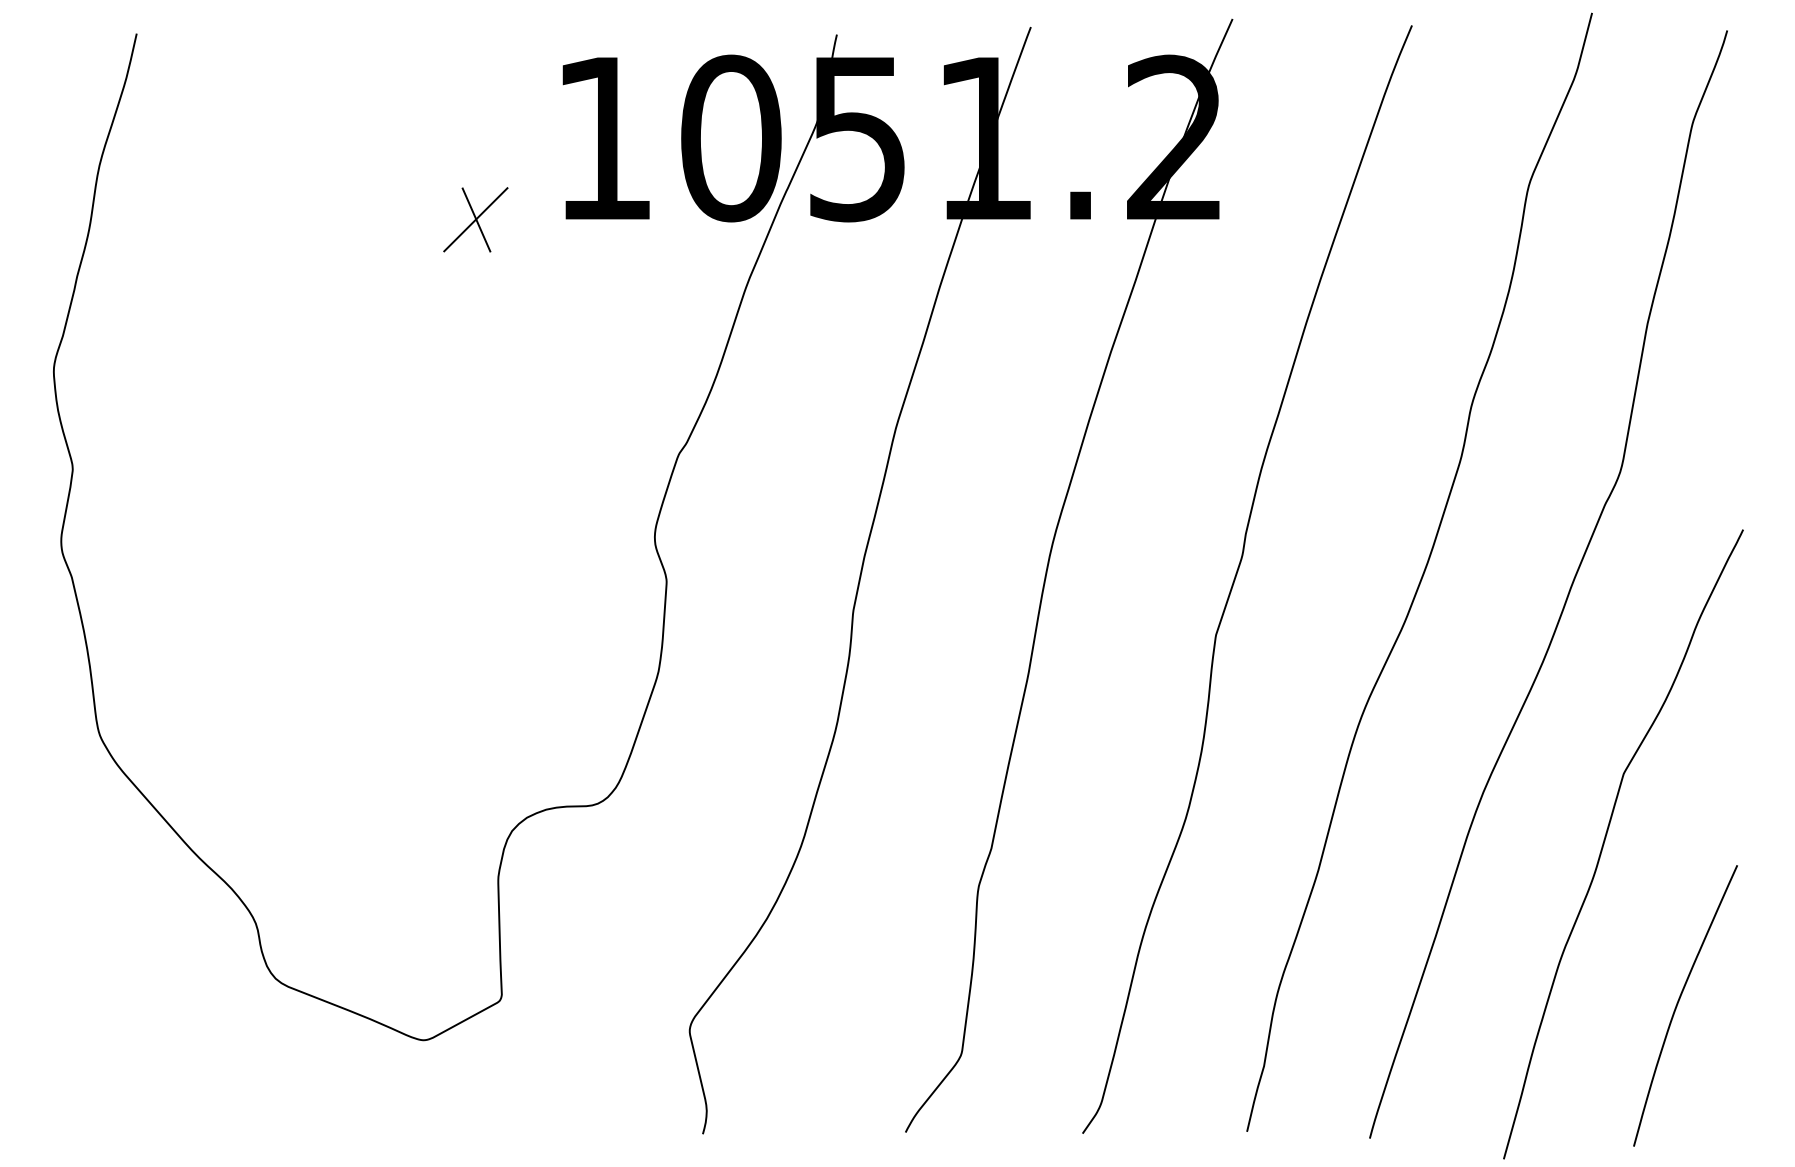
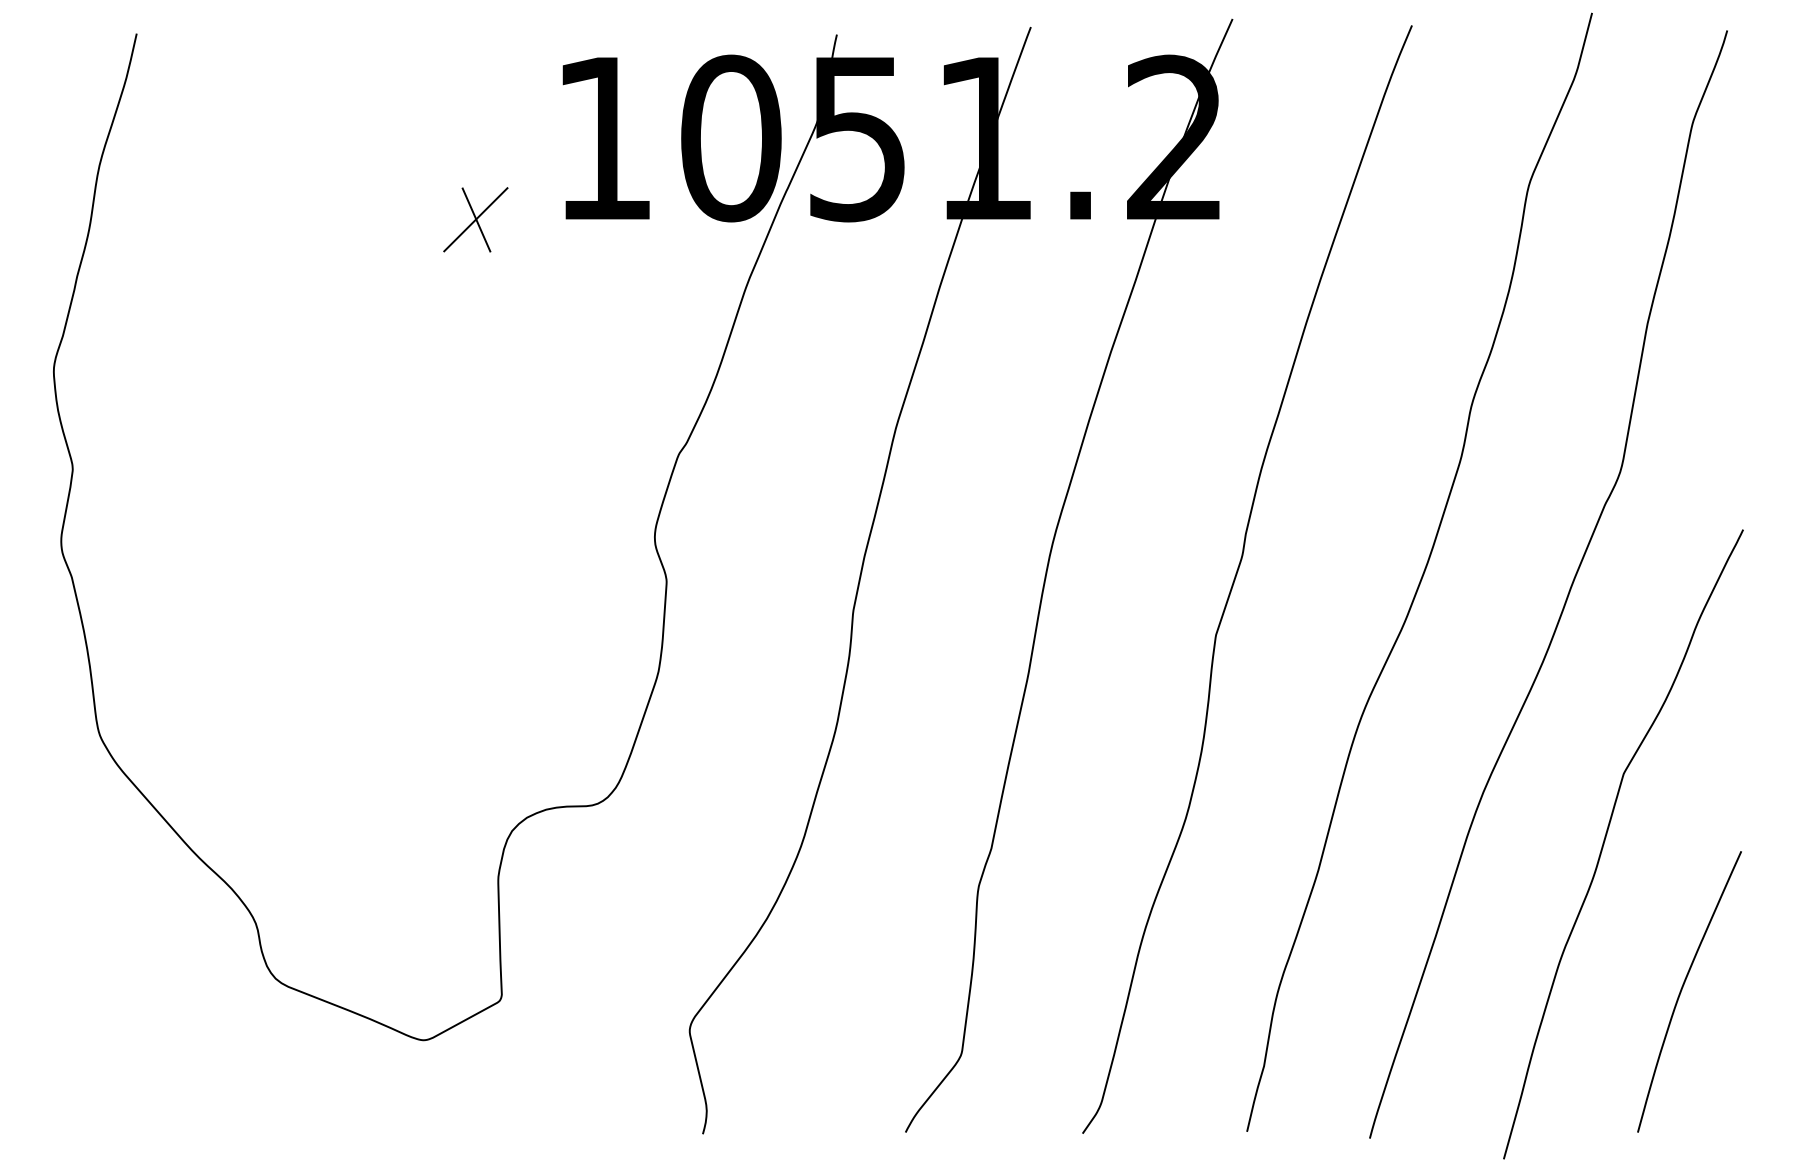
curve position: (1678, 1004) -> (1682, 990) (1682, 990)
